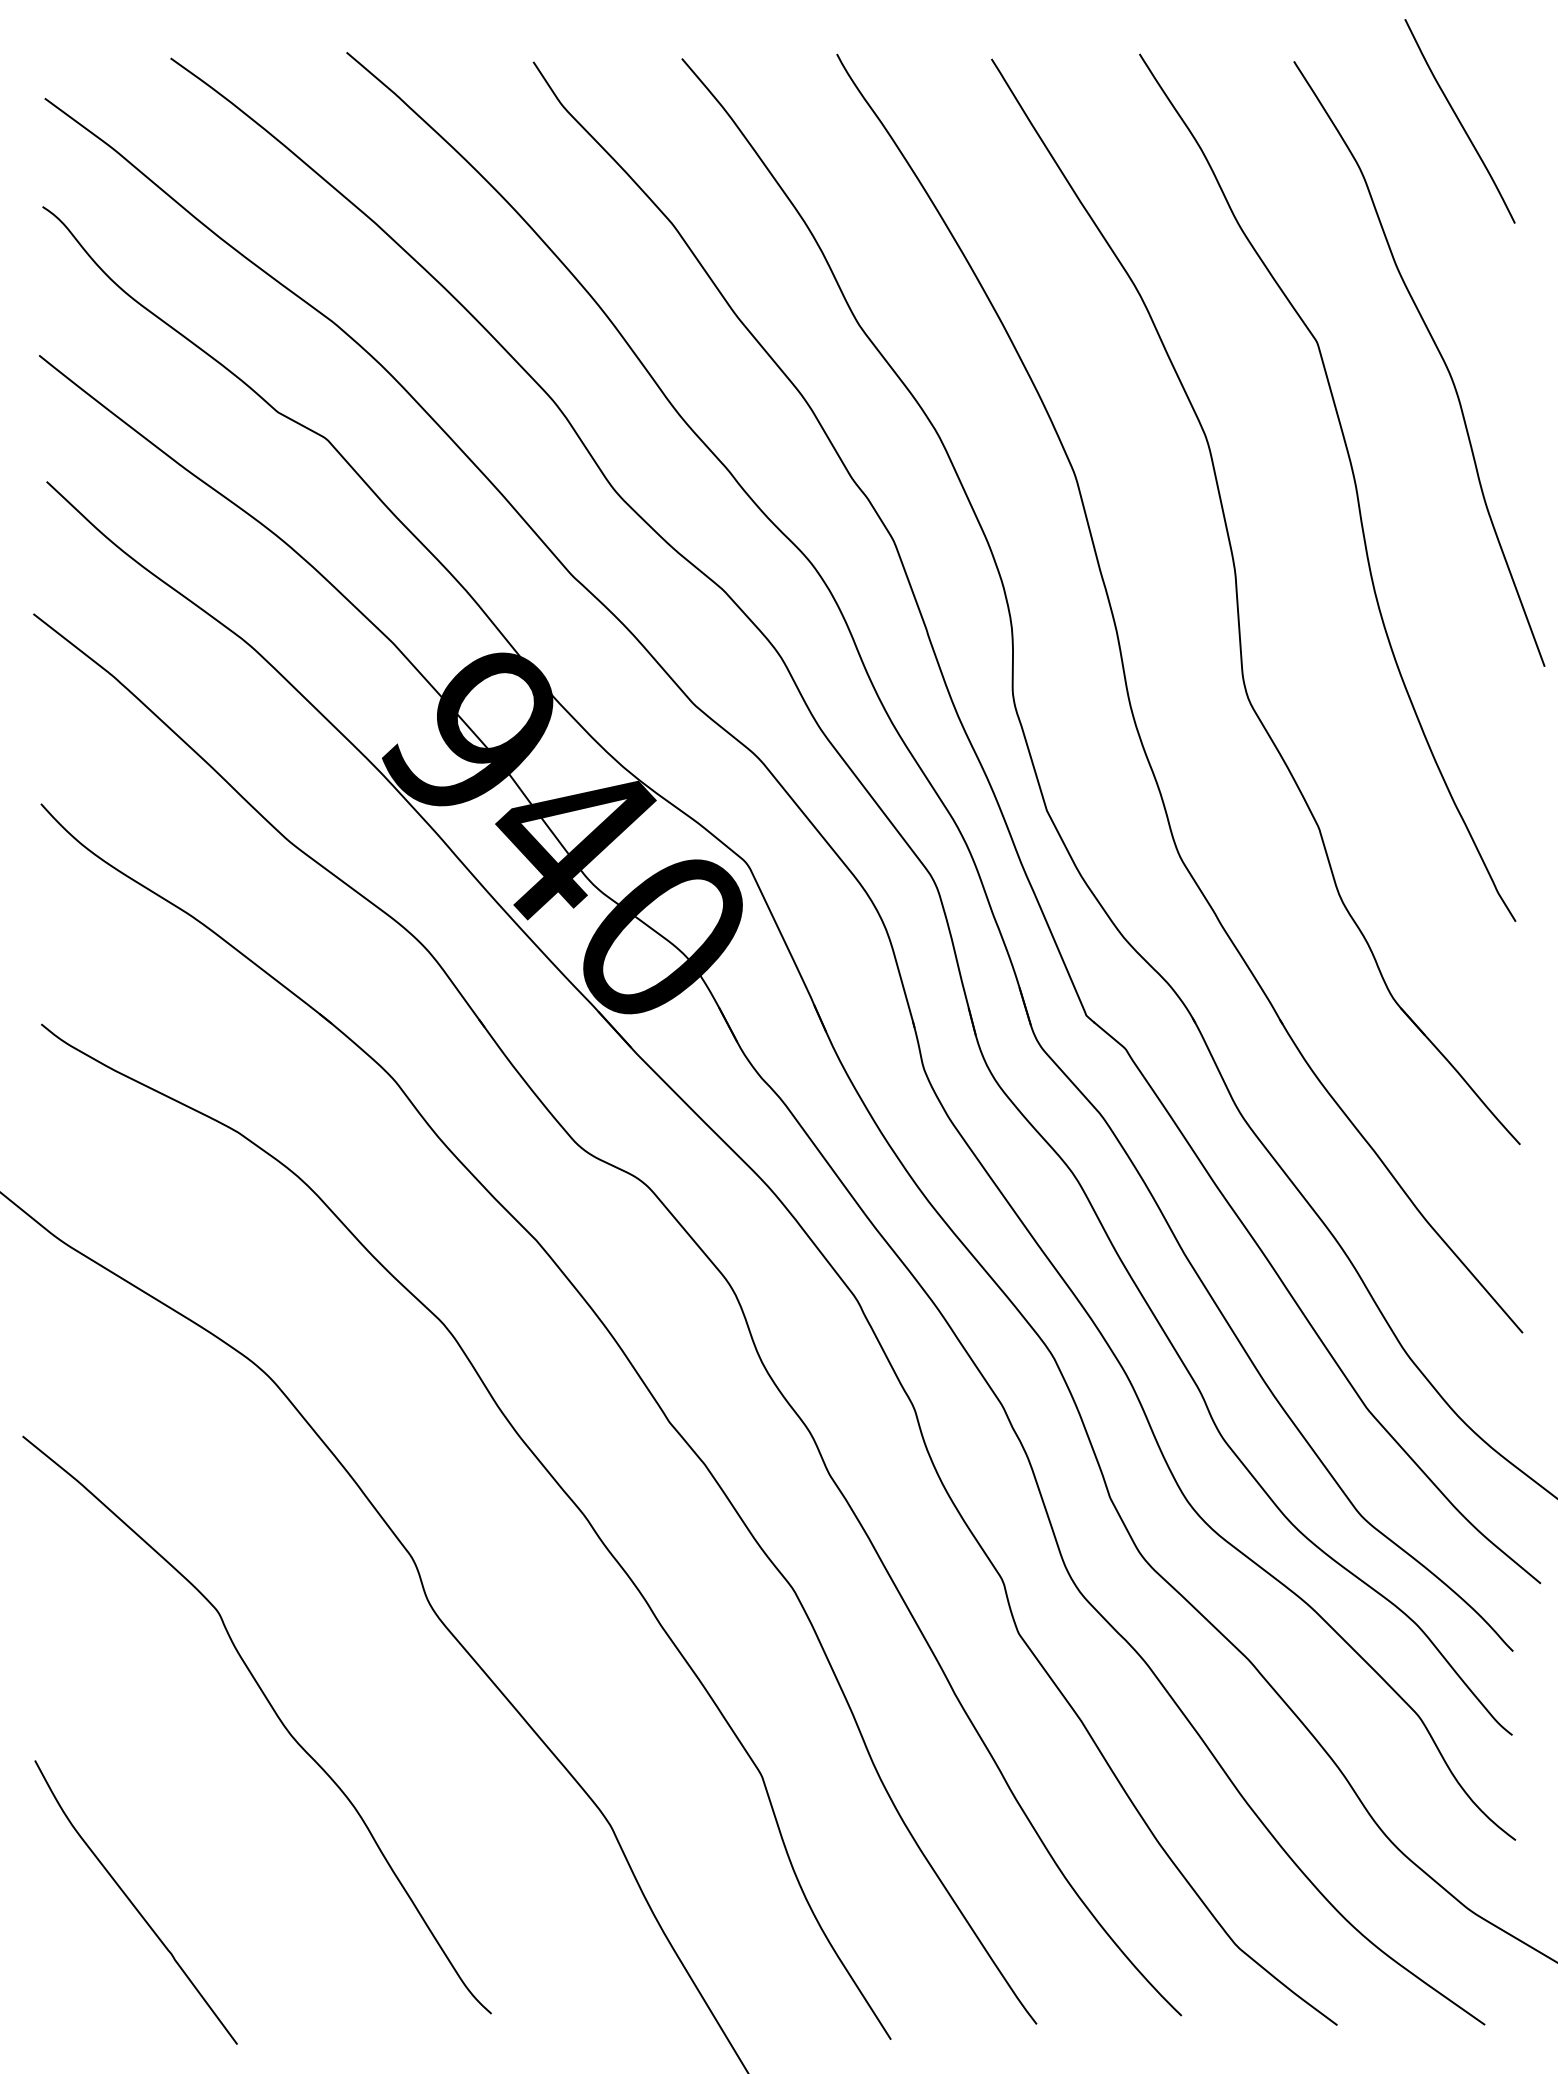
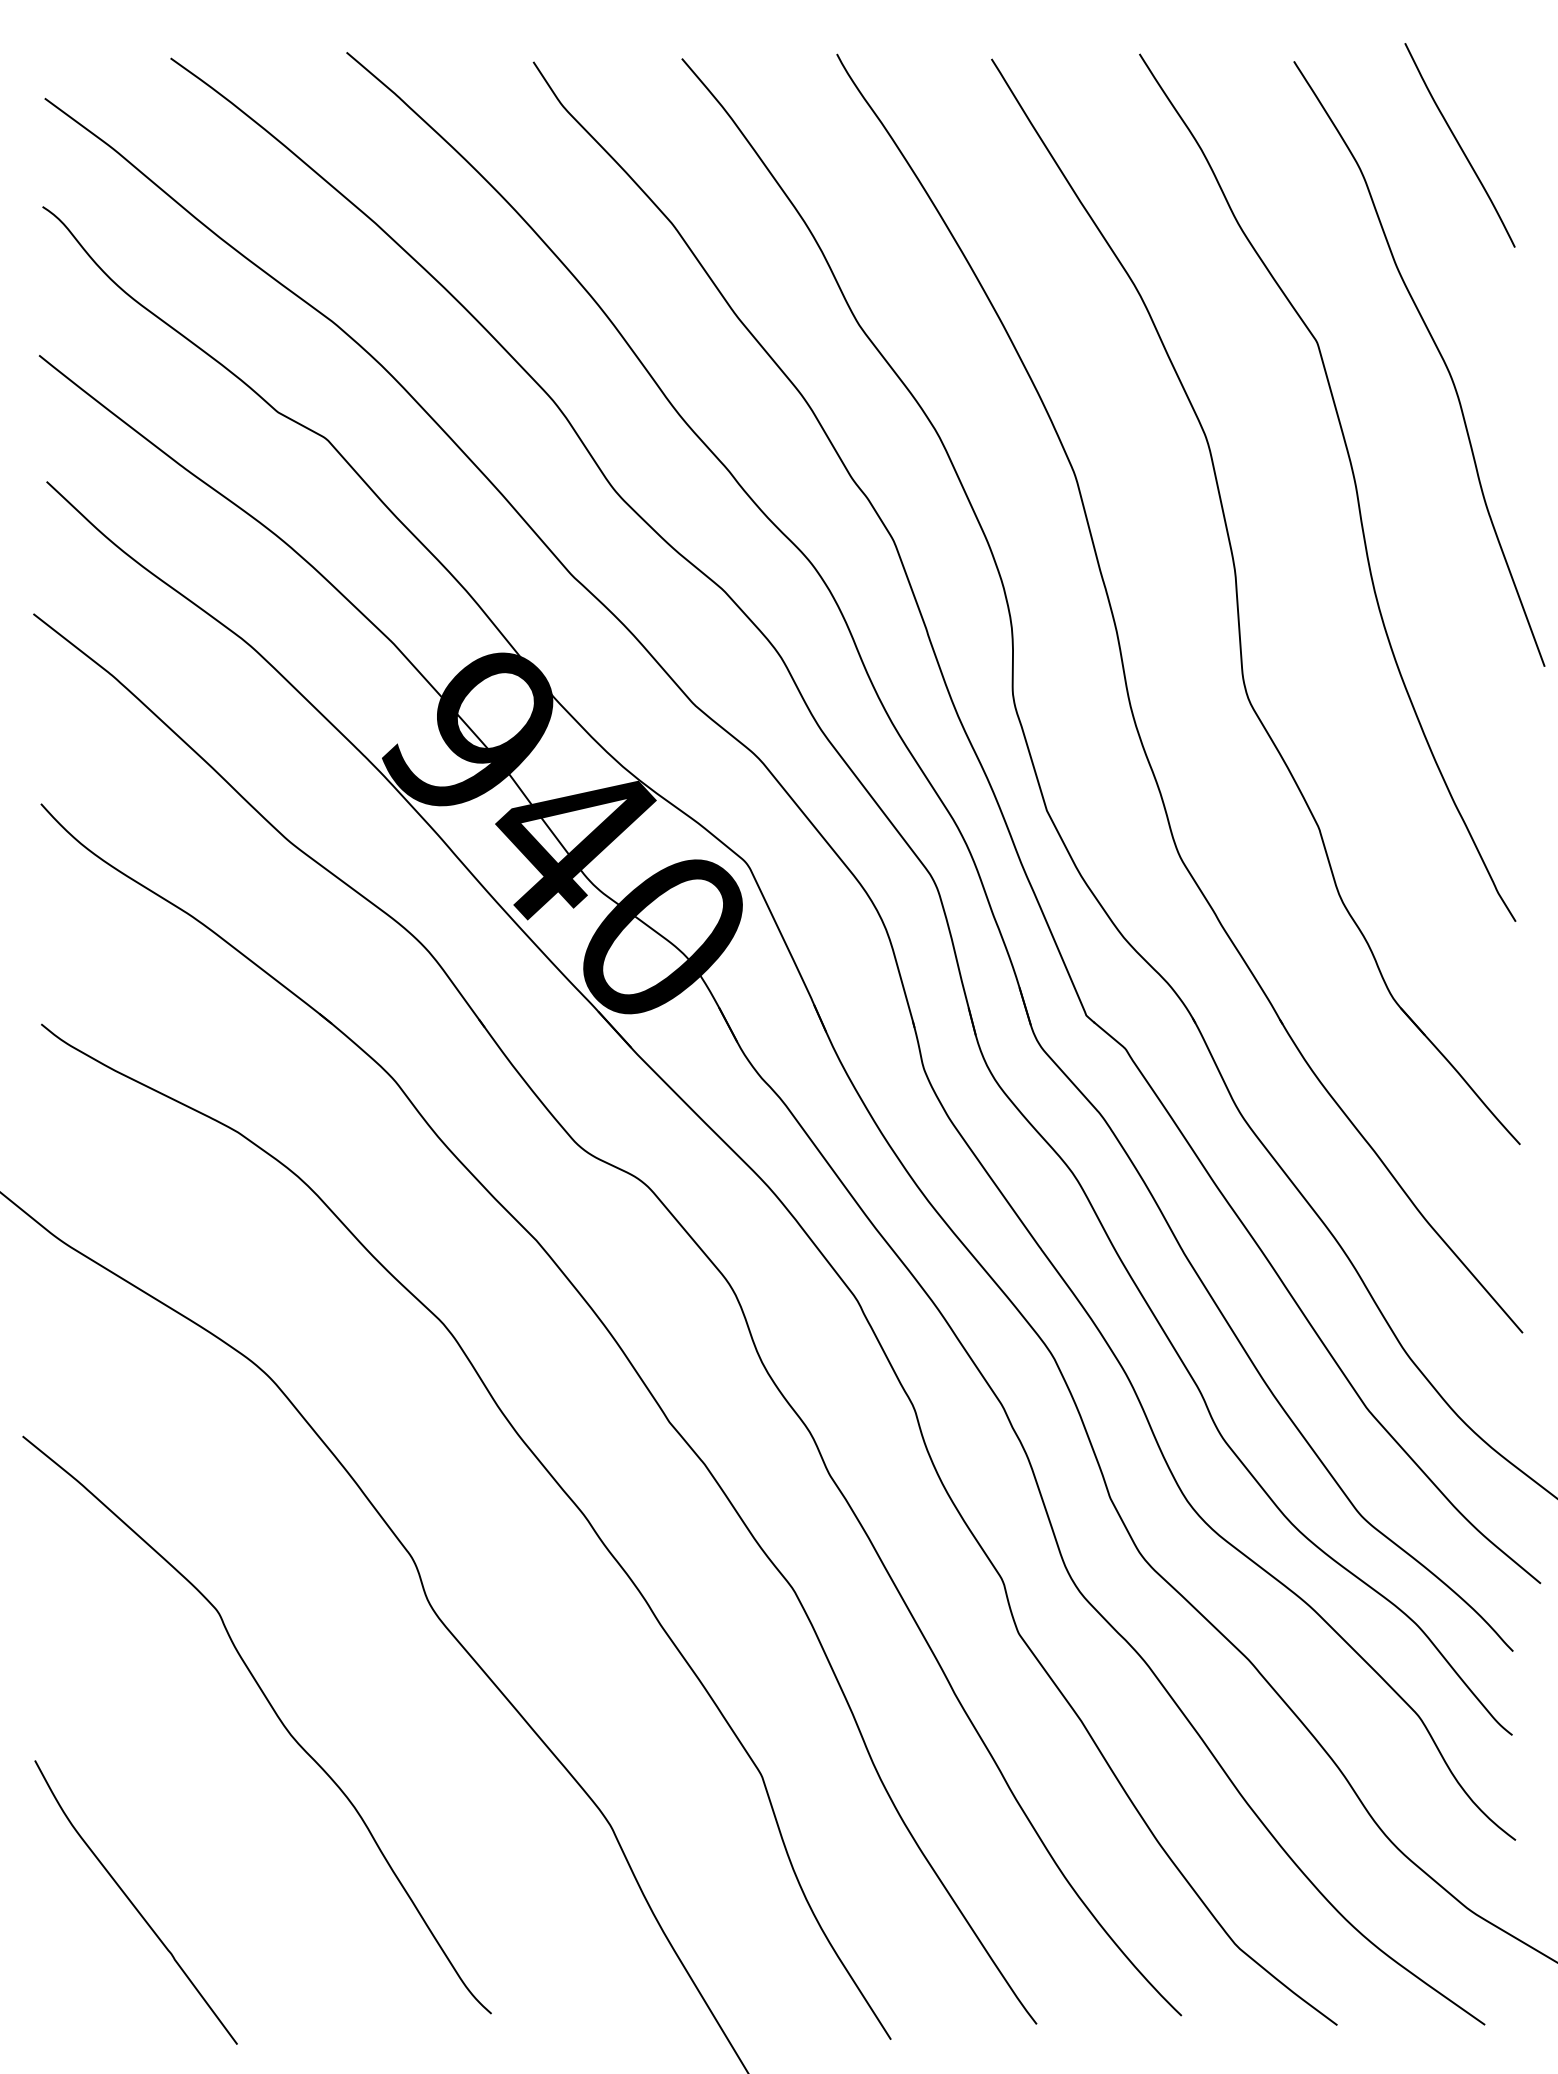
curve position: (1459, 121) -> (1459, 145) (1459, 145)
